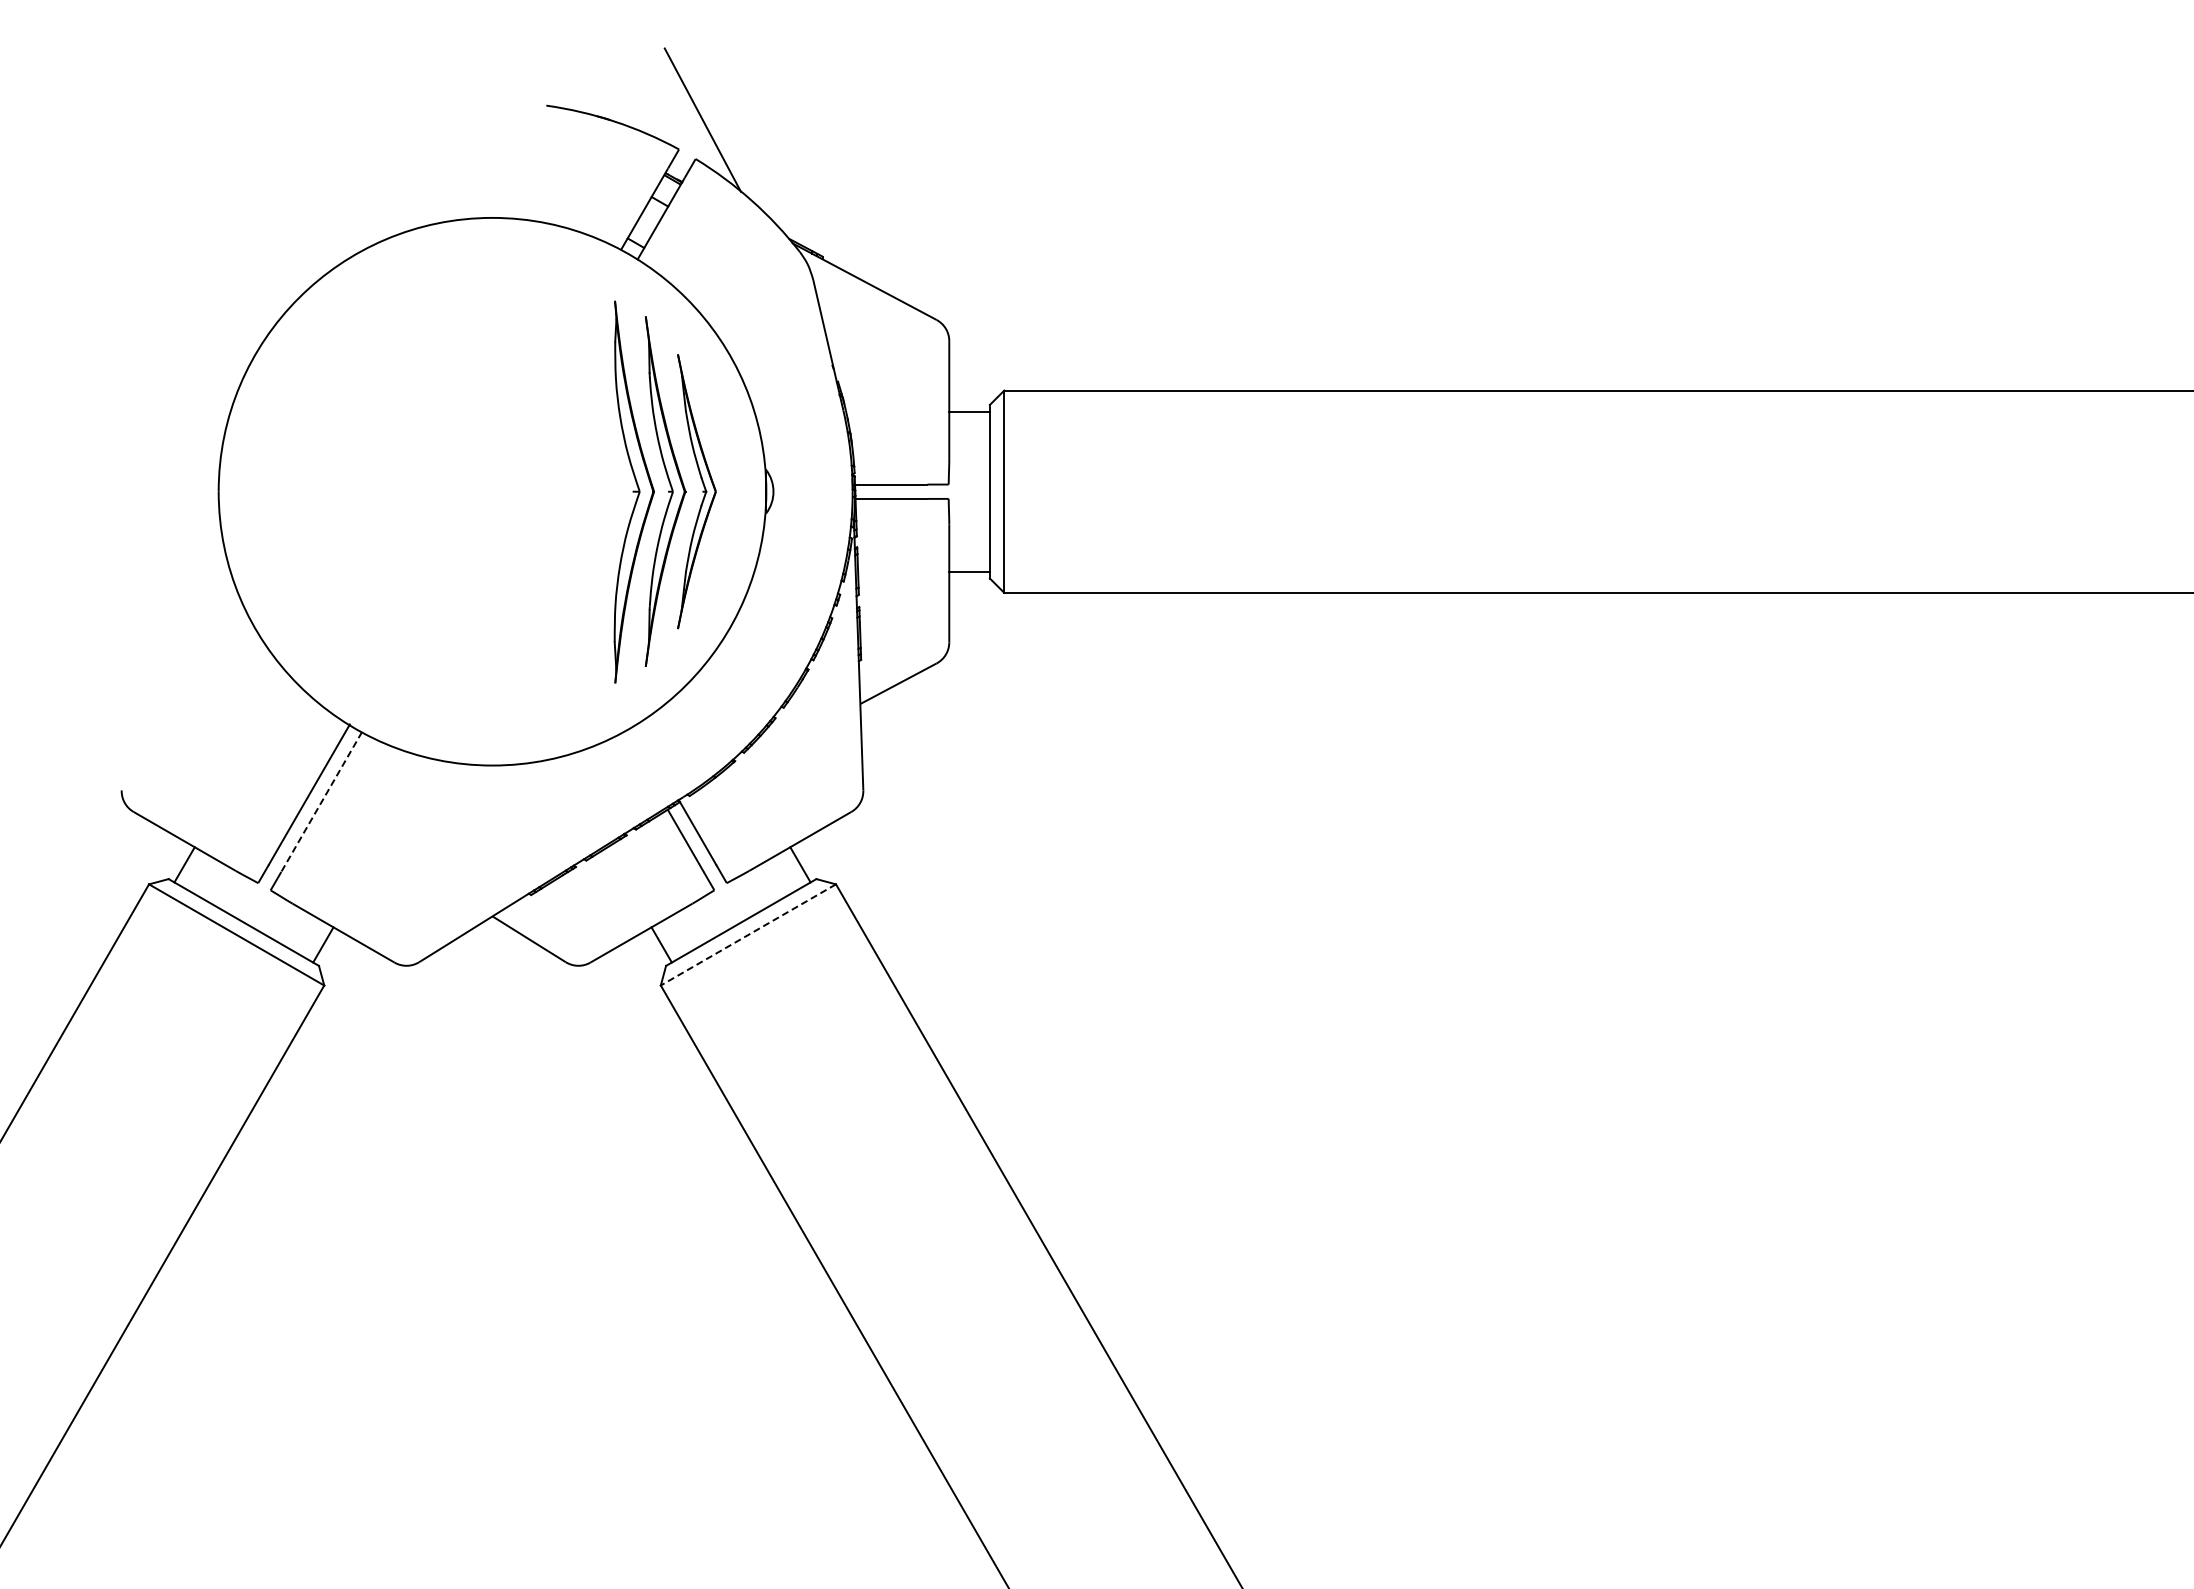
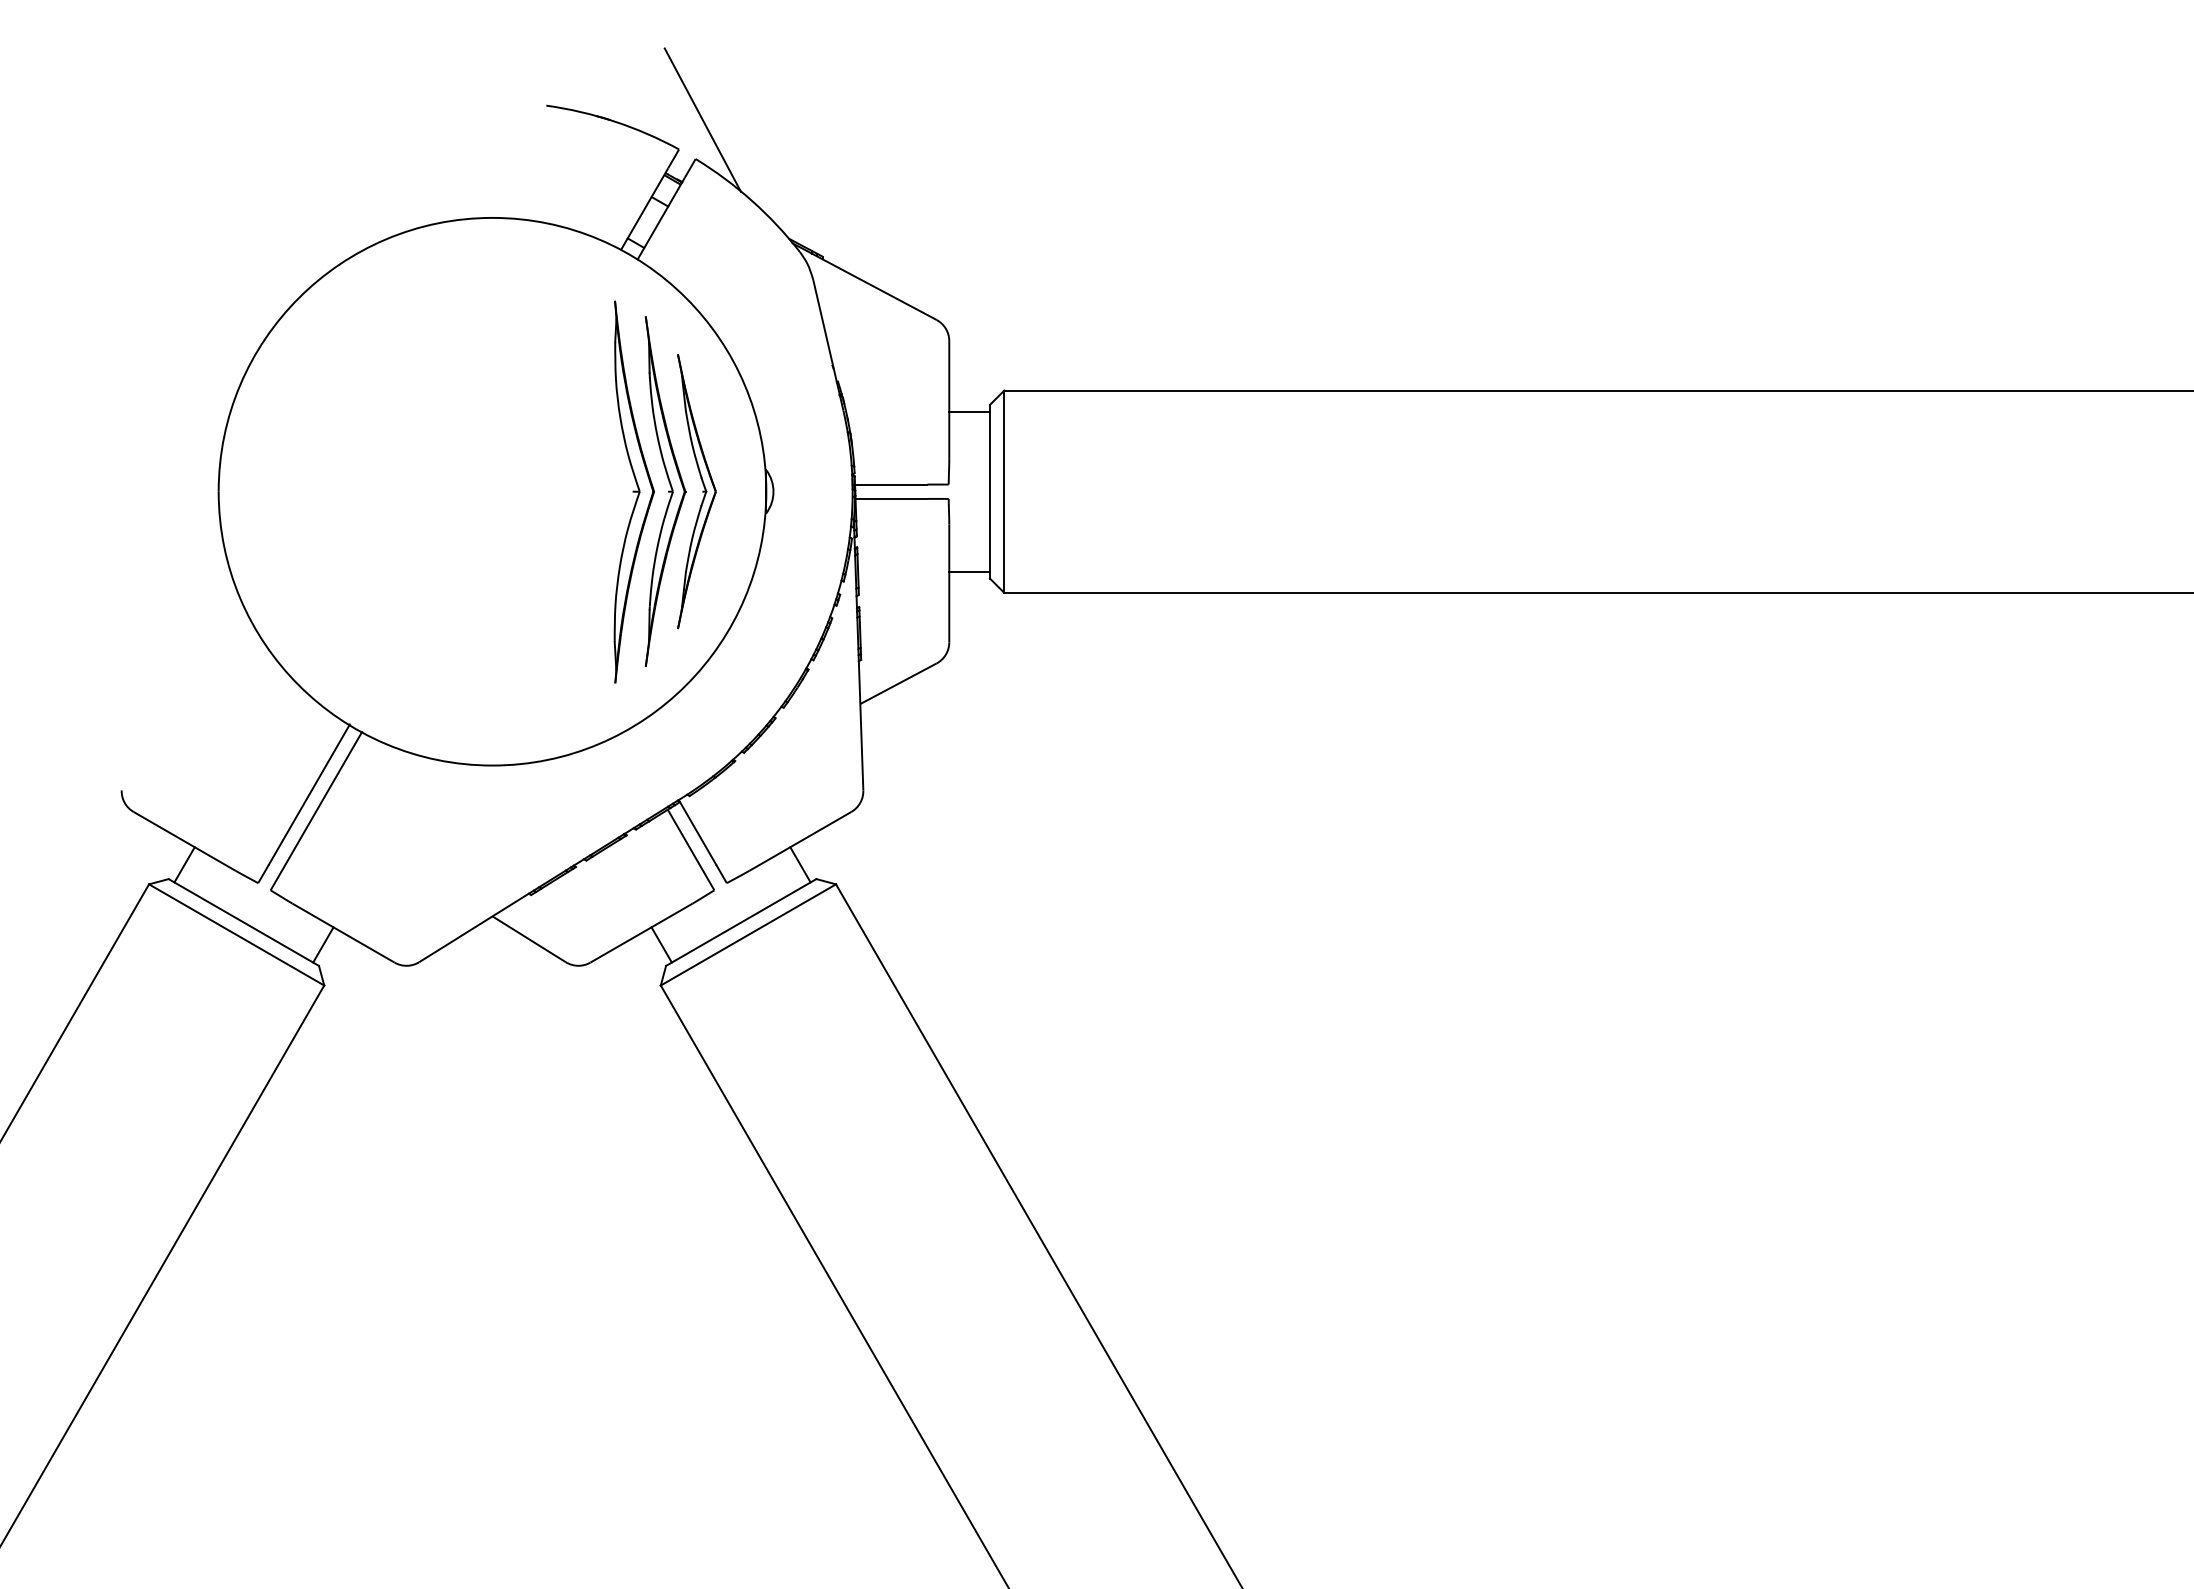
line: dashed -> solid (321, 802)
line: dashed -> solid (748, 935)
